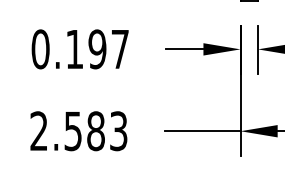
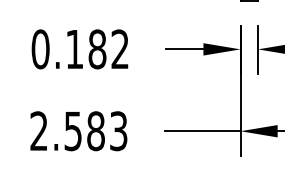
text: 0.197 -> 0.182 (108, 49)
